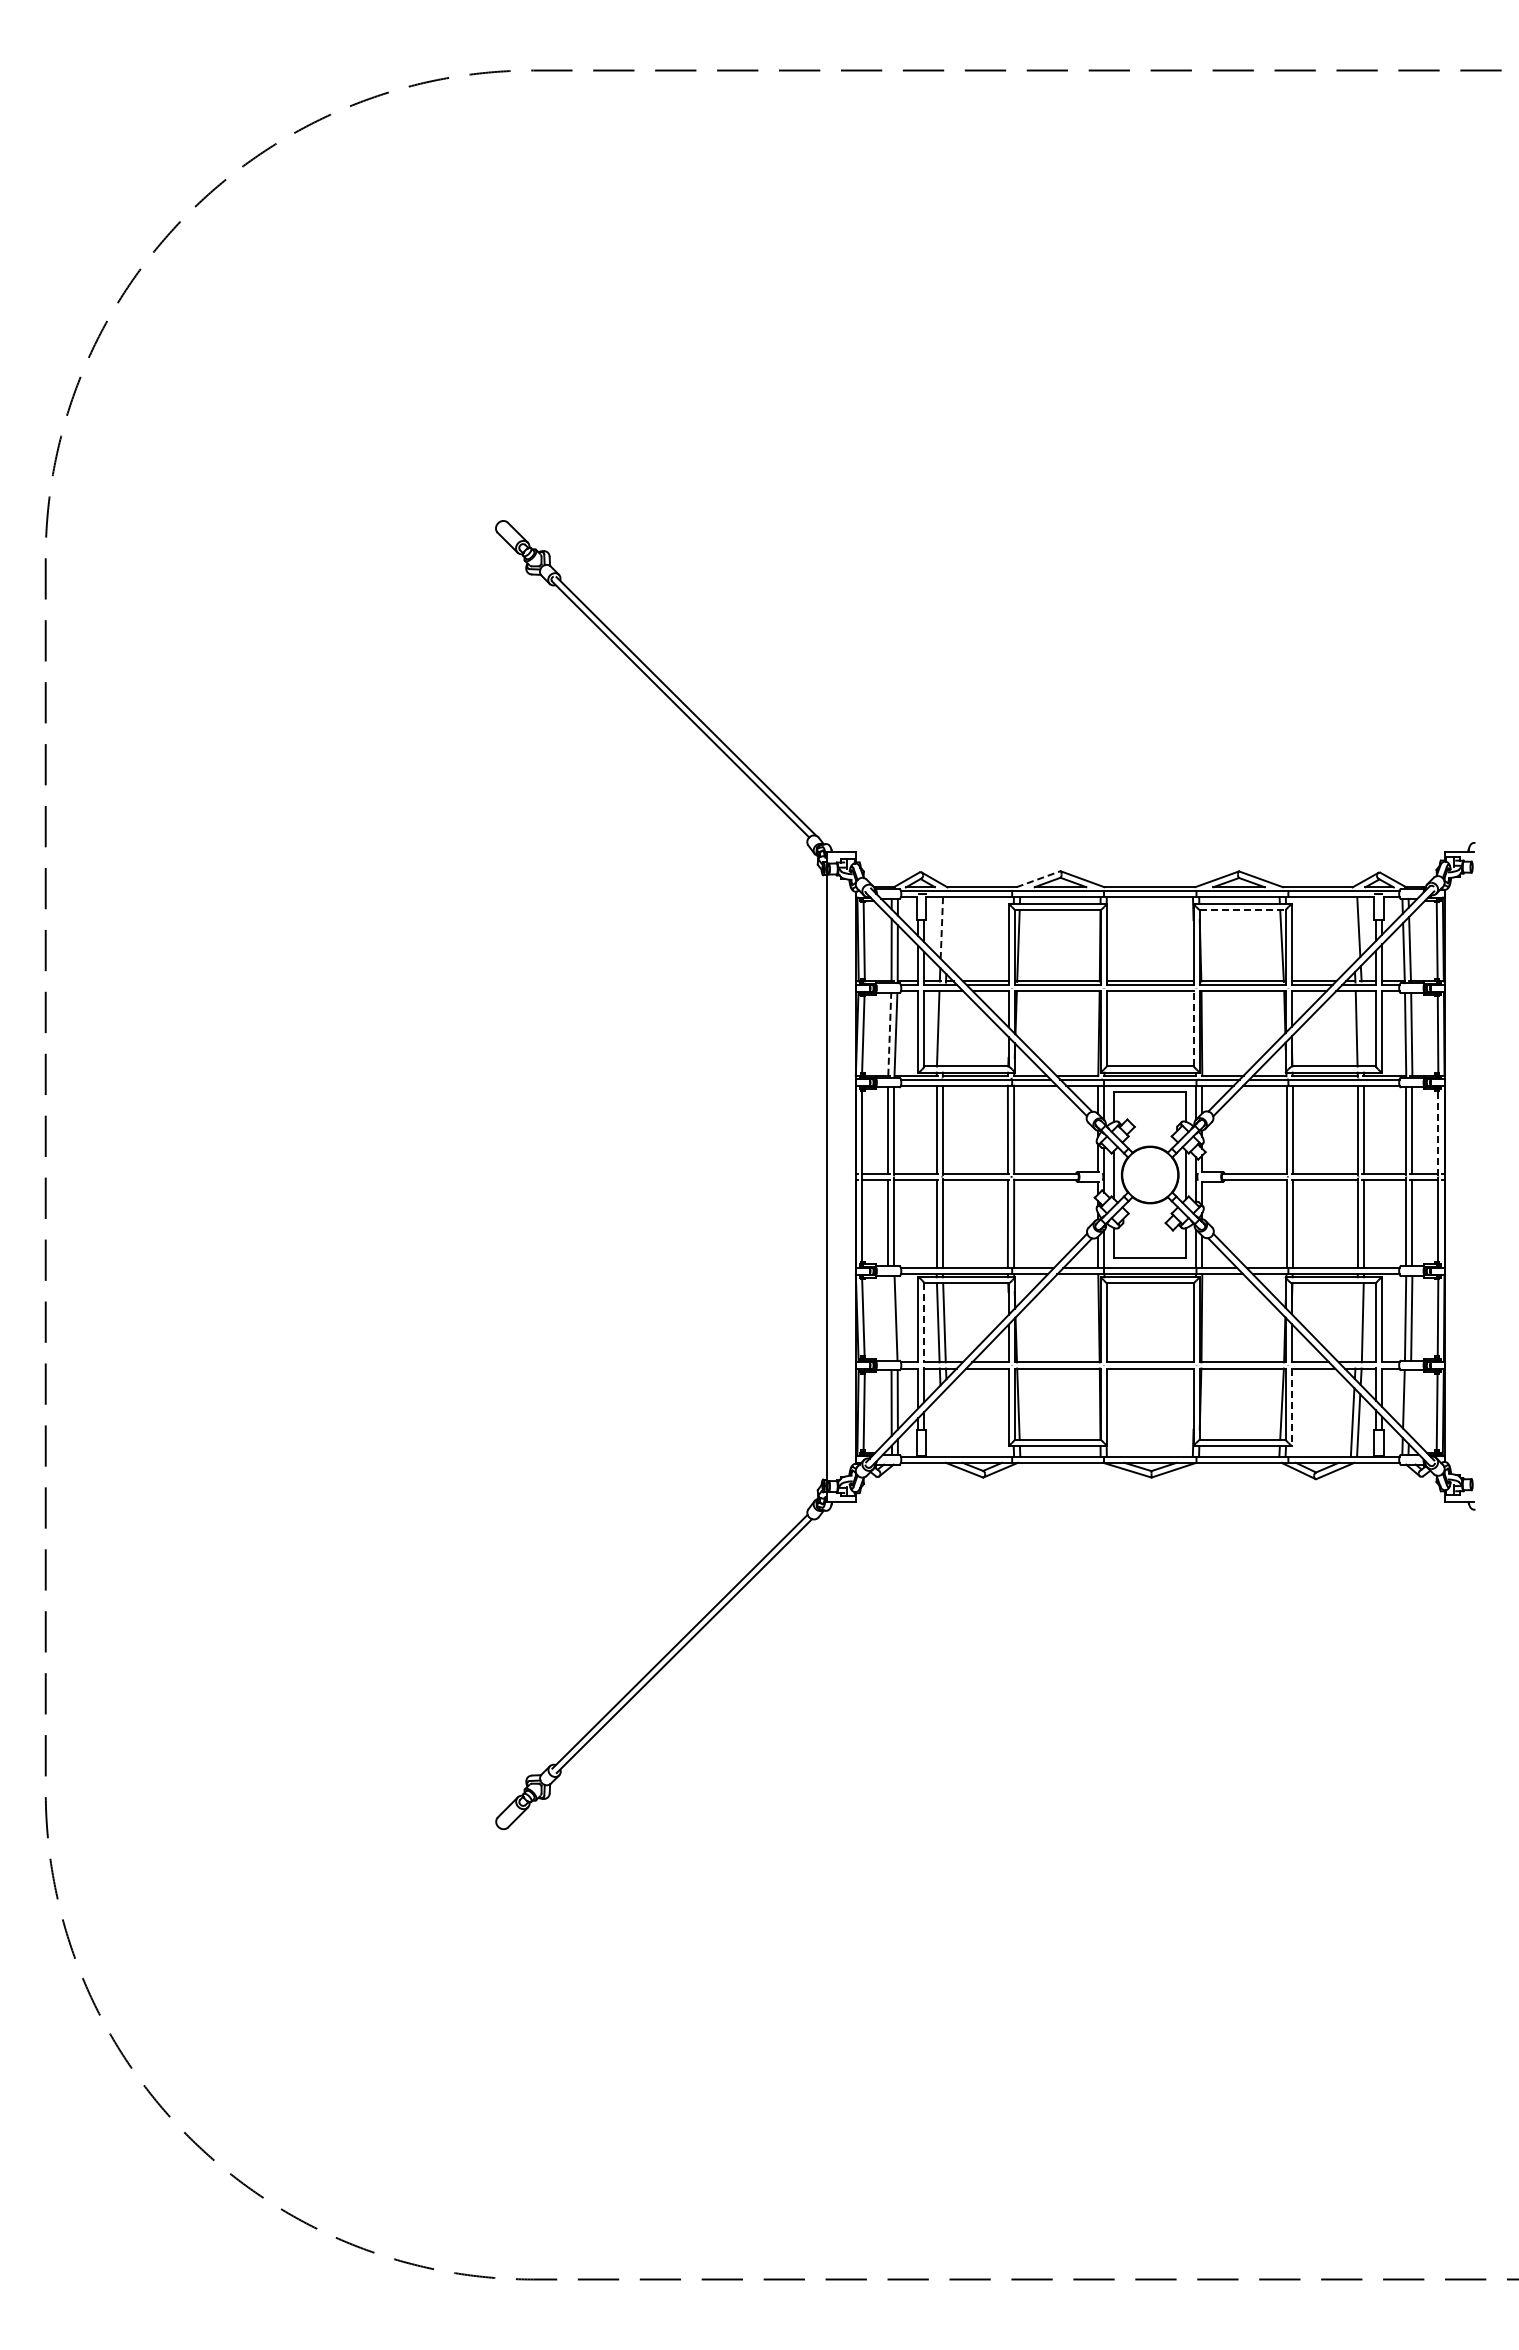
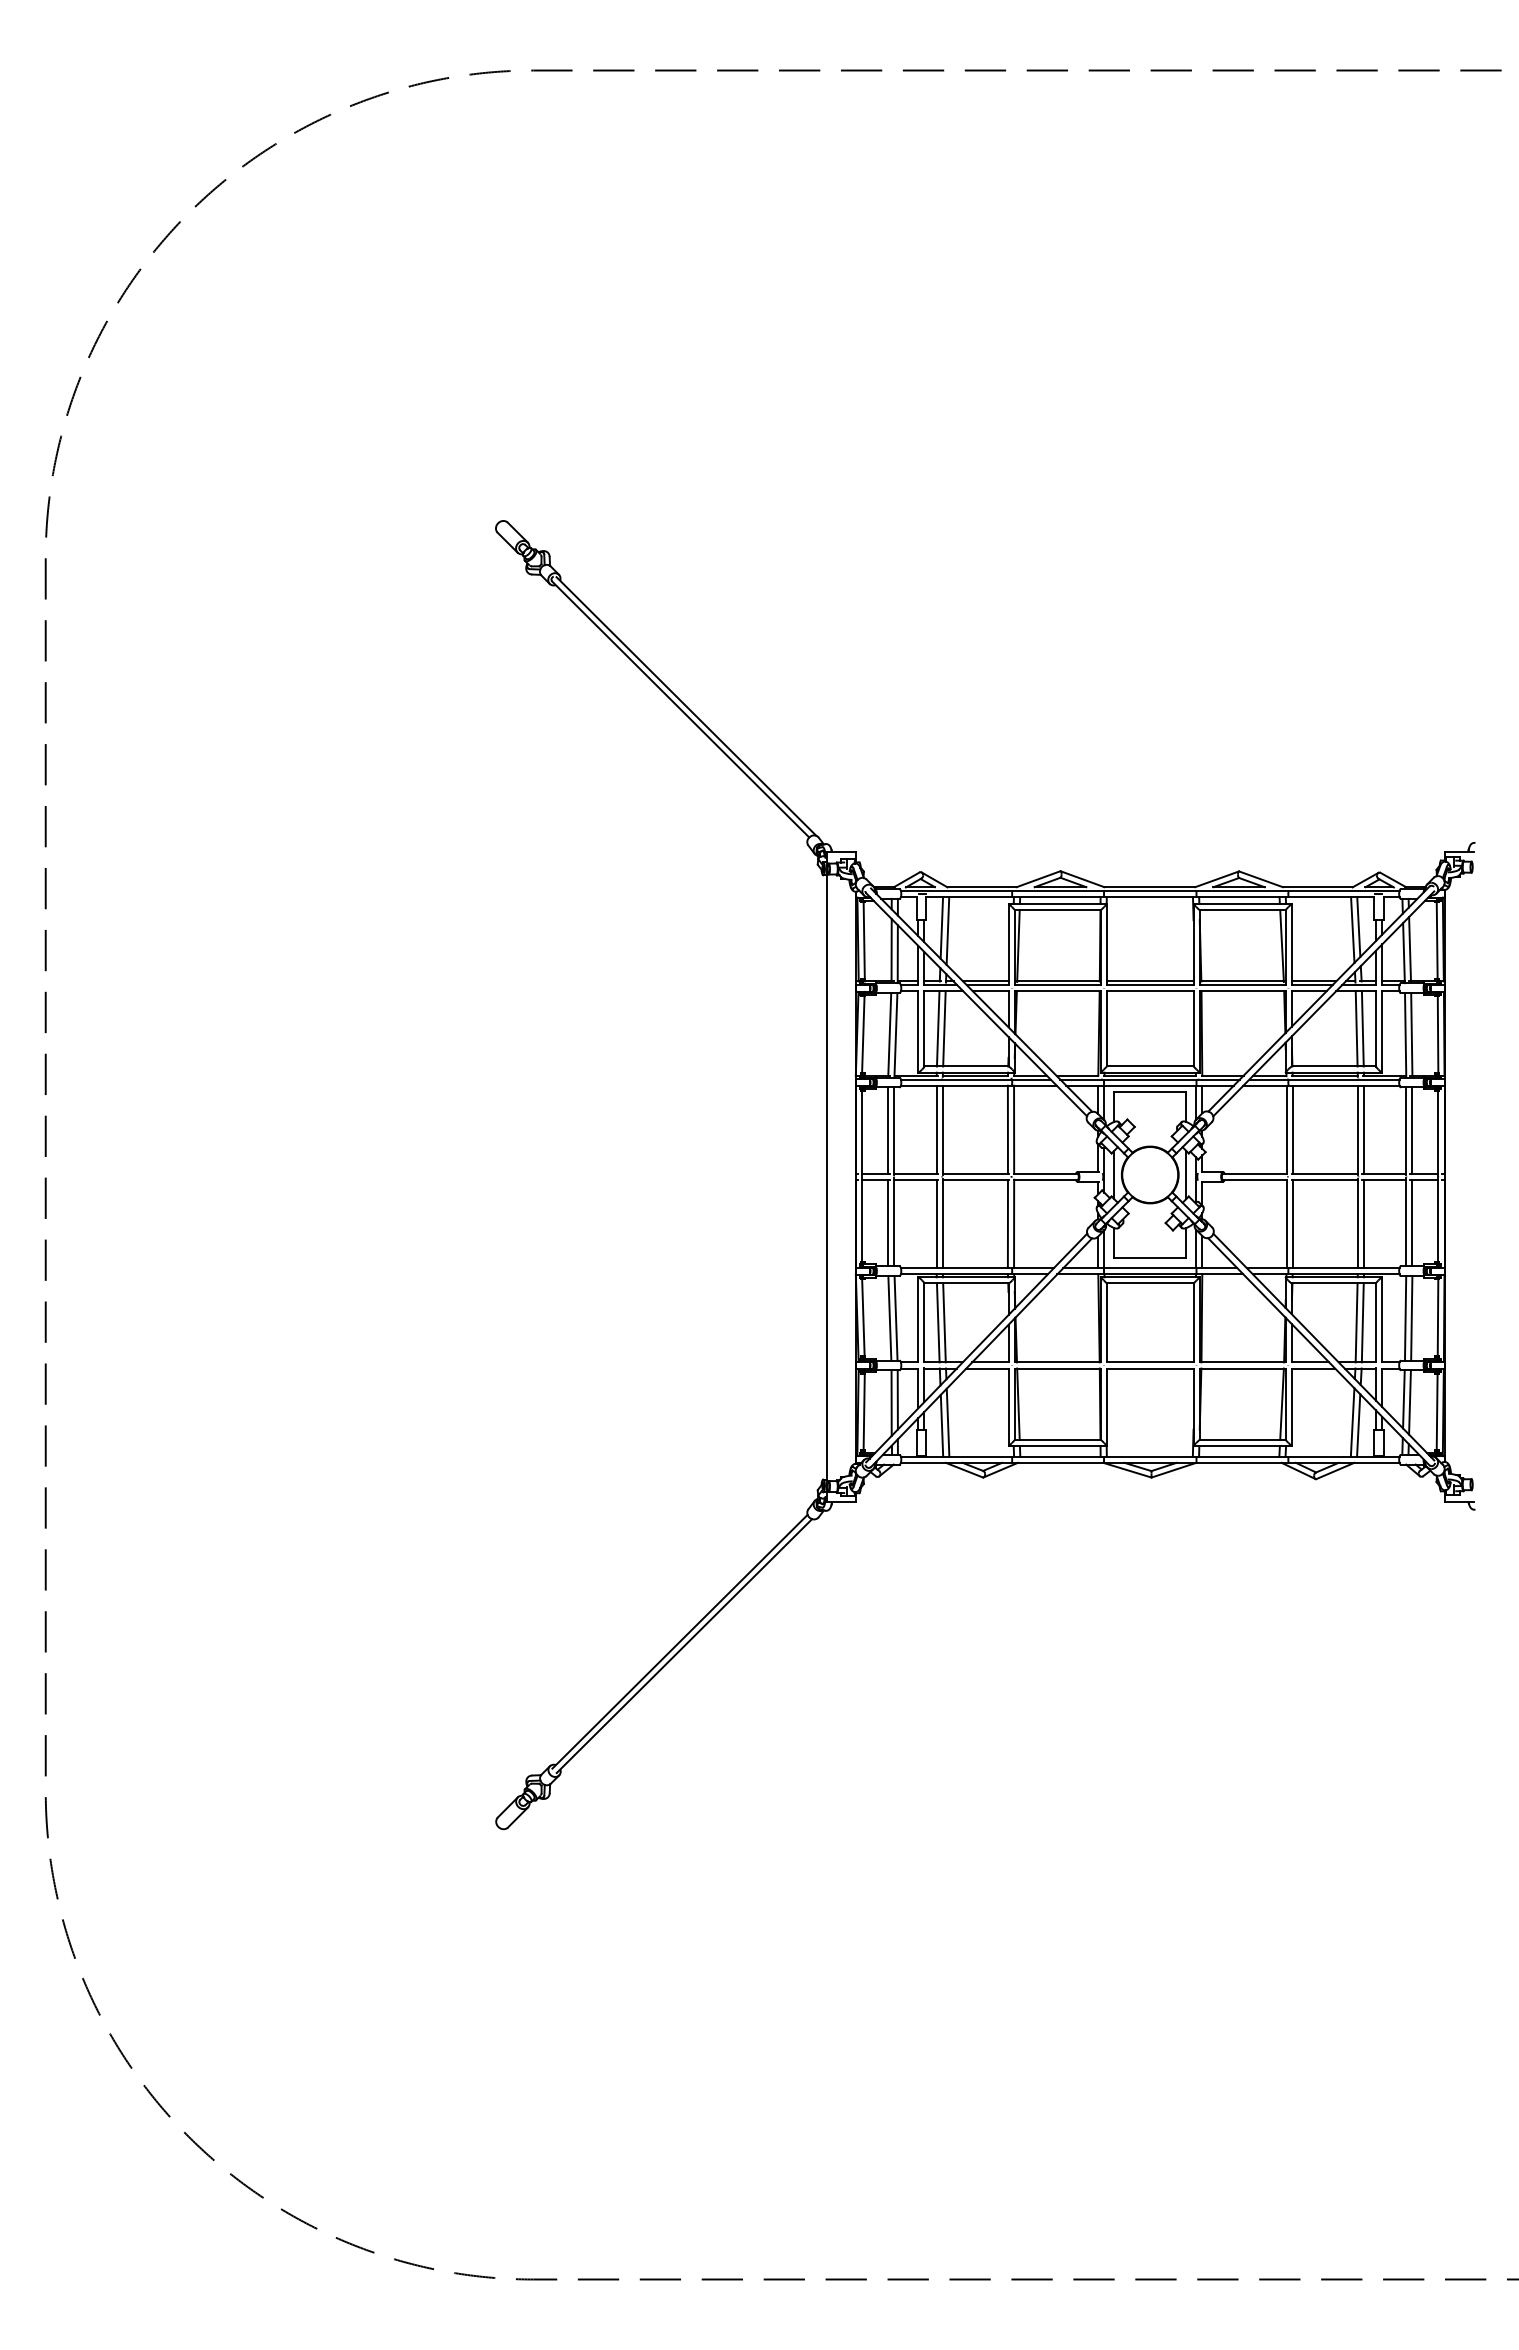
line: dashed -> solid (1039, 879)
line: dashed -> solid (1243, 910)
line: dashed -> solid (941, 927)
line: none -> present (1352, 929)
line: none -> present (947, 930)
line: none -> present (944, 1028)
line: dashed -> solid (1193, 1028)
line: none -> present (1362, 1028)
line: dashed -> solid (889, 1033)
line: dashed -> solid (1438, 1133)
line: none -> present (889, 1318)
line: dashed -> solid (924, 1322)
line: none -> present (1356, 1322)
line: none -> present (1409, 1402)
line: dashed -> solid (1291, 1407)
line: none -> present (947, 1422)
line: none -> present (941, 1425)
